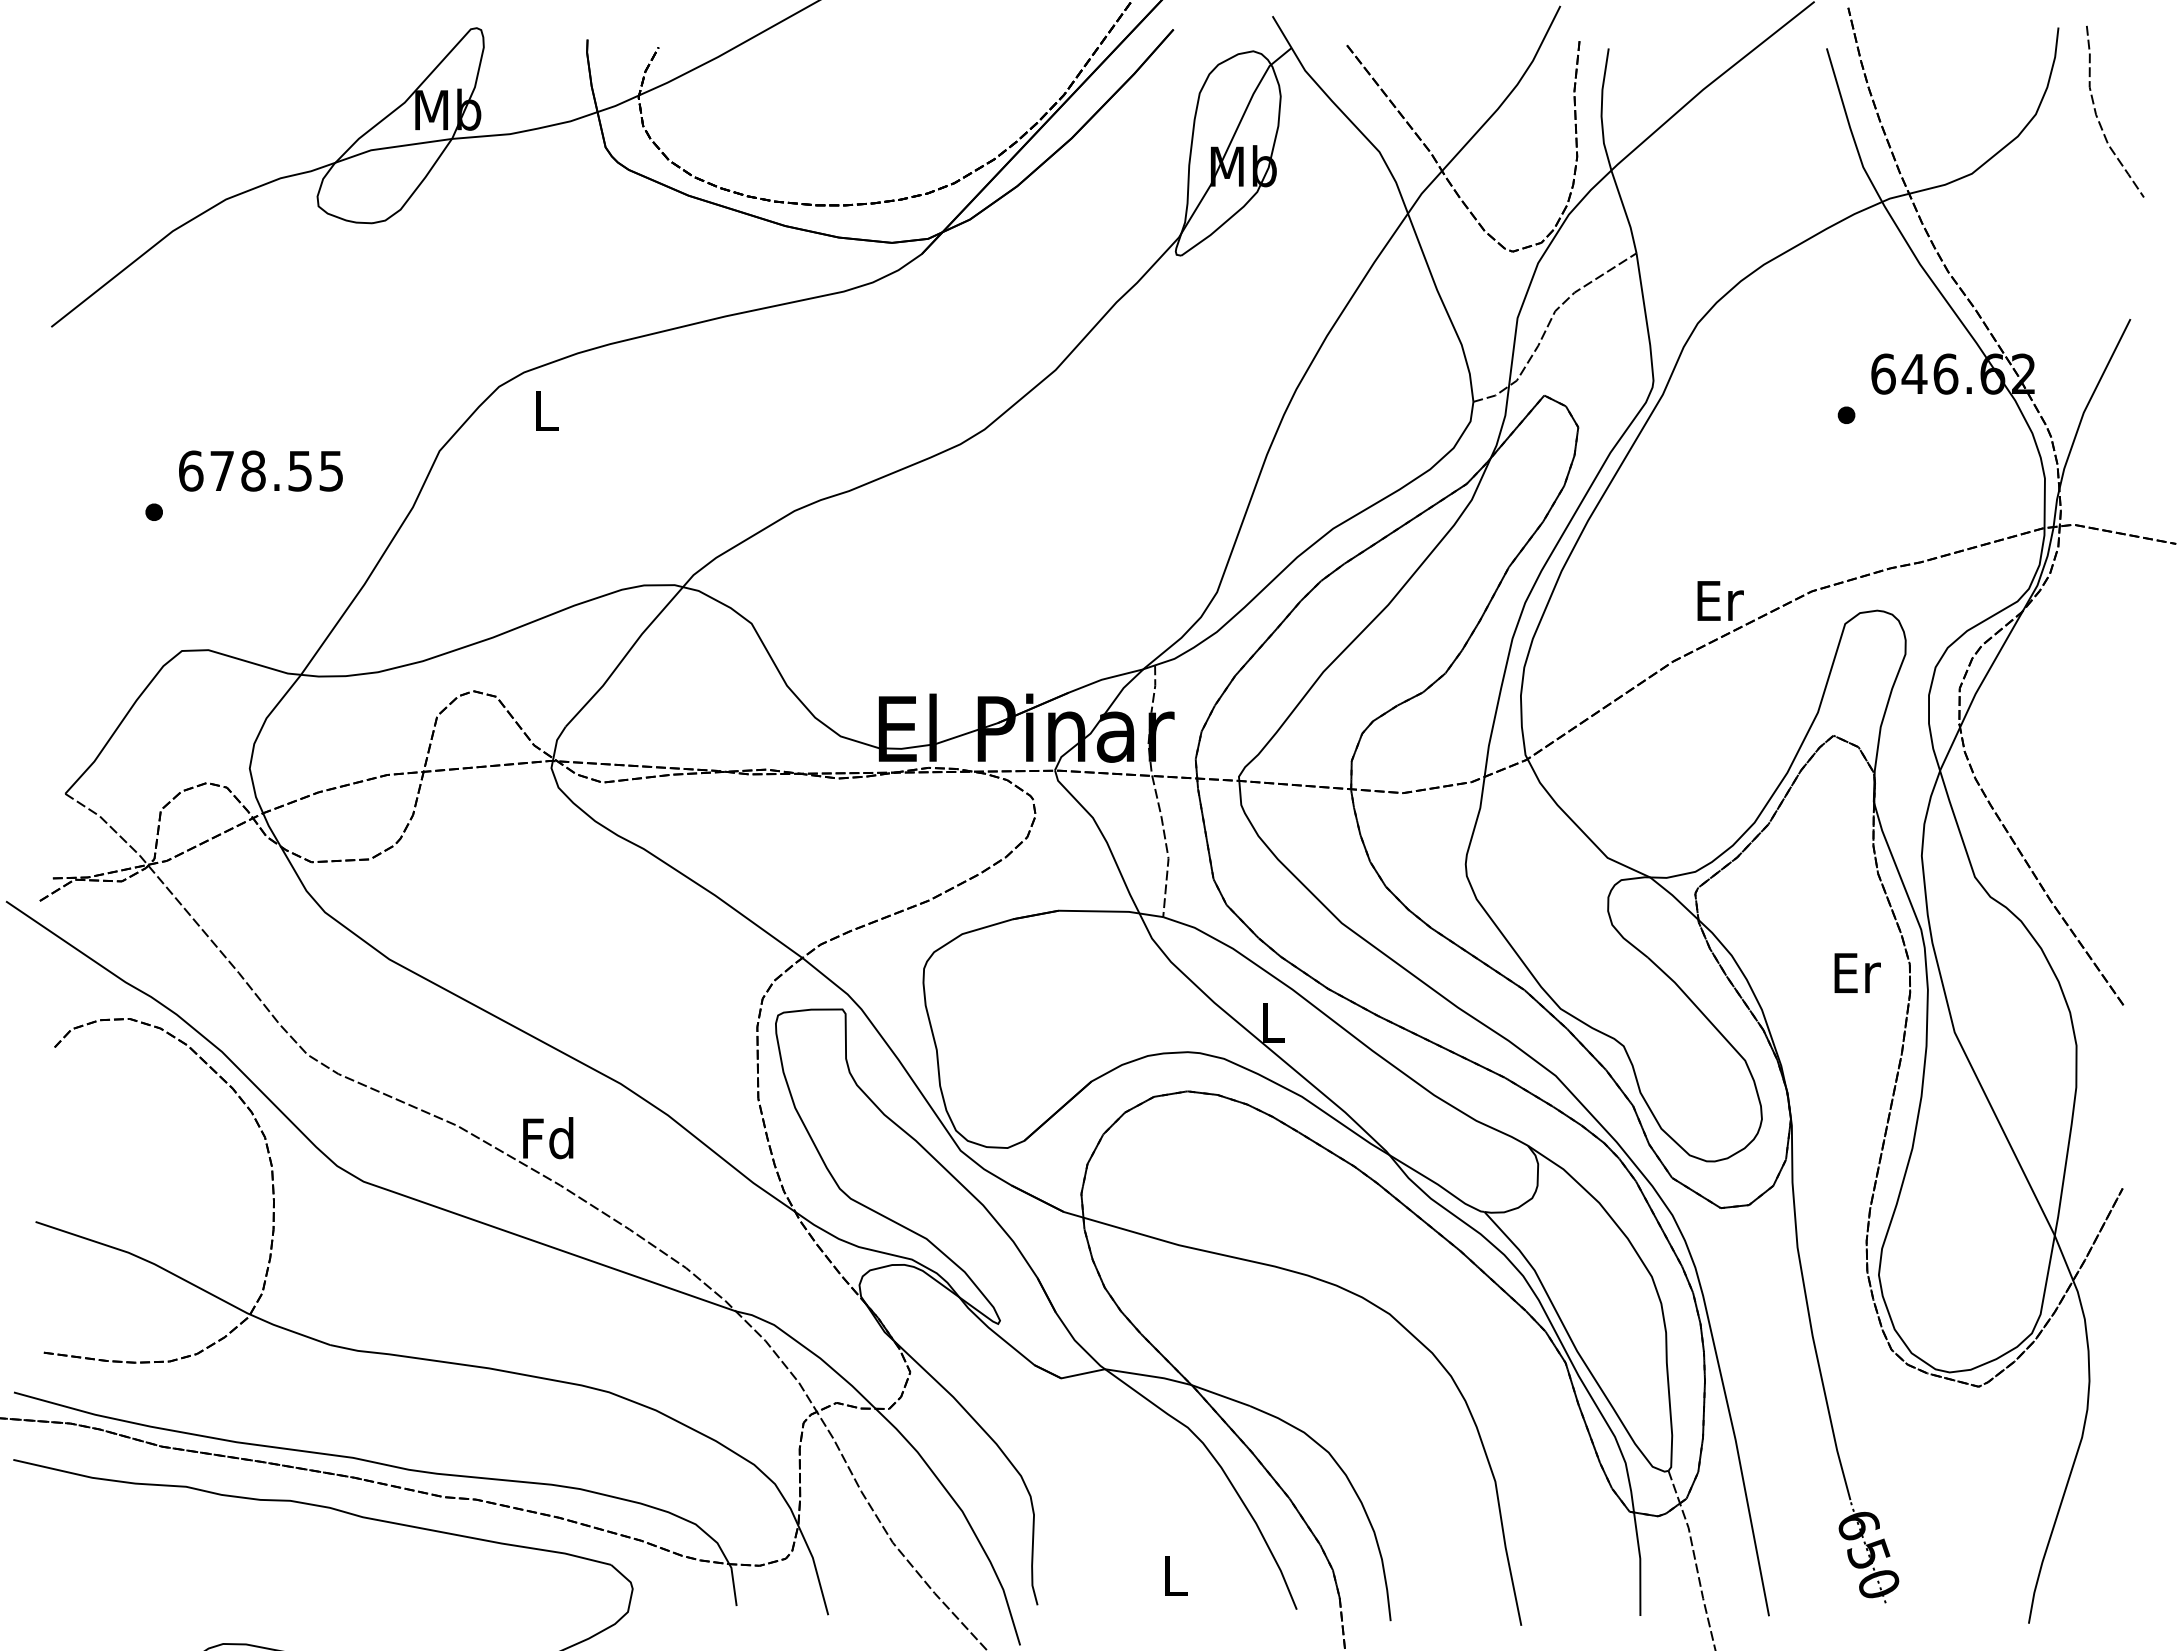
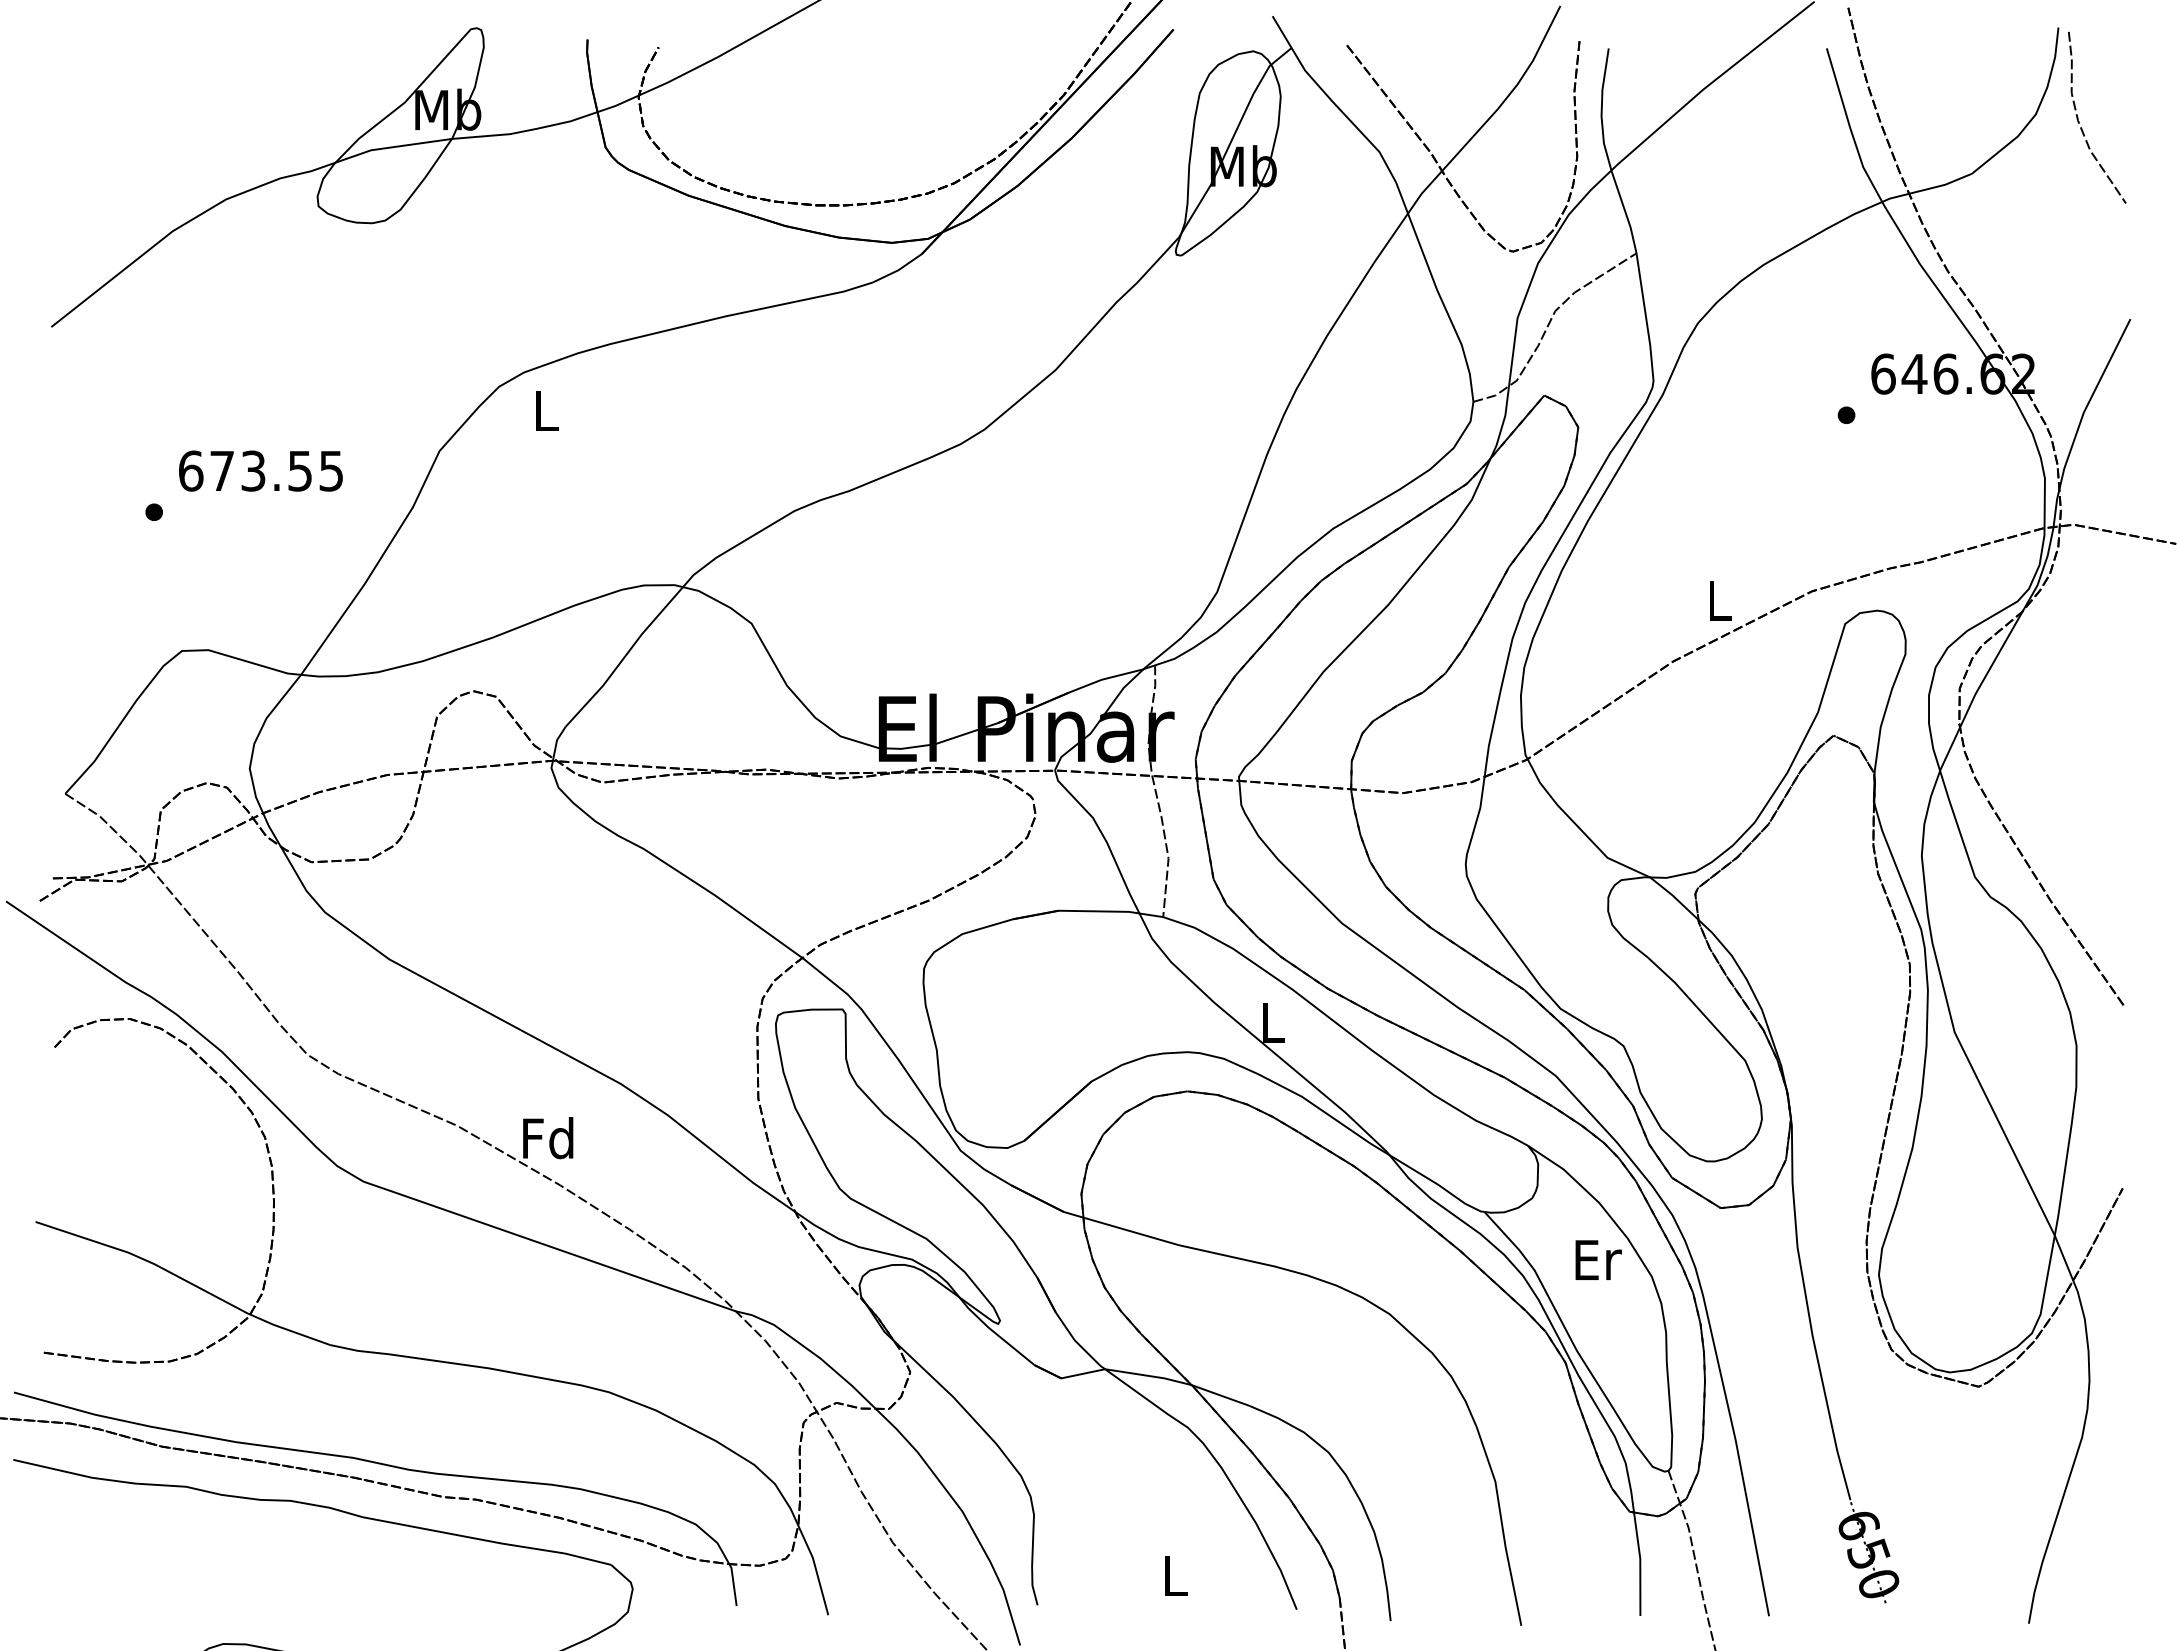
curve position: (2097, 115) -> (2079, 121) (2079, 121)
text: 678.55 -> 673.55 (253, 470)
text: Er -> L (1720, 600)
text position: (1857, 972) -> (1598, 1259) (1598, 1259)
